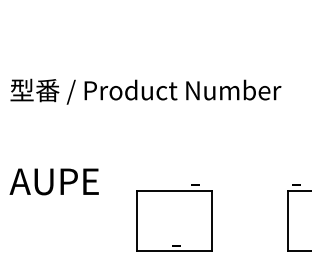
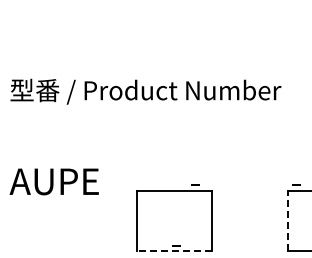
line: solid -> dashed (287, 220)
line: solid -> dashed (174, 251)
